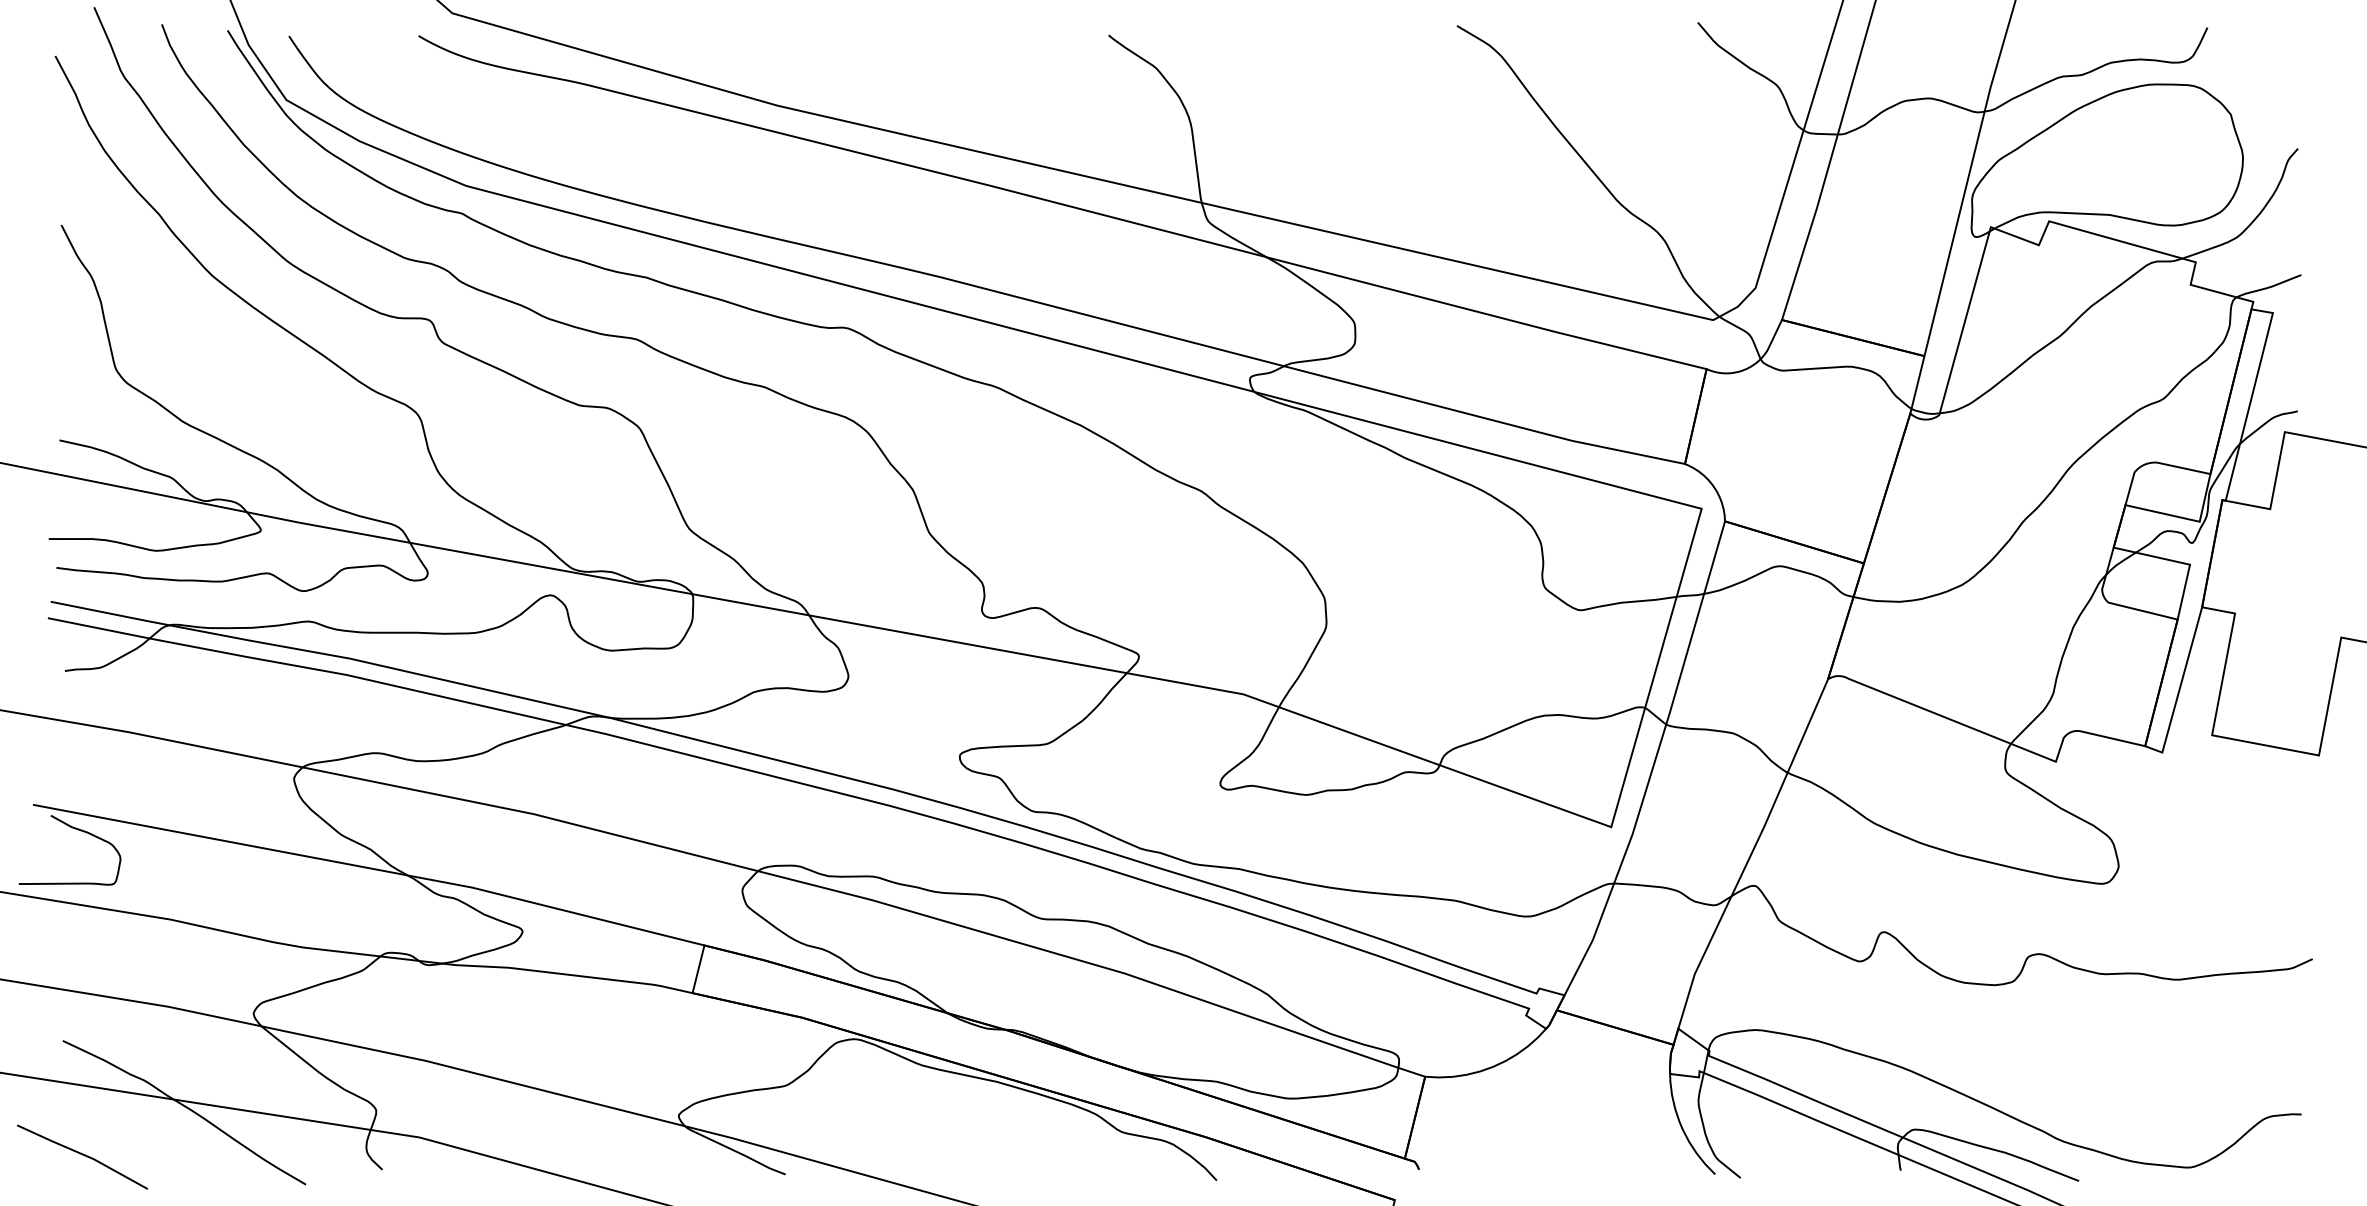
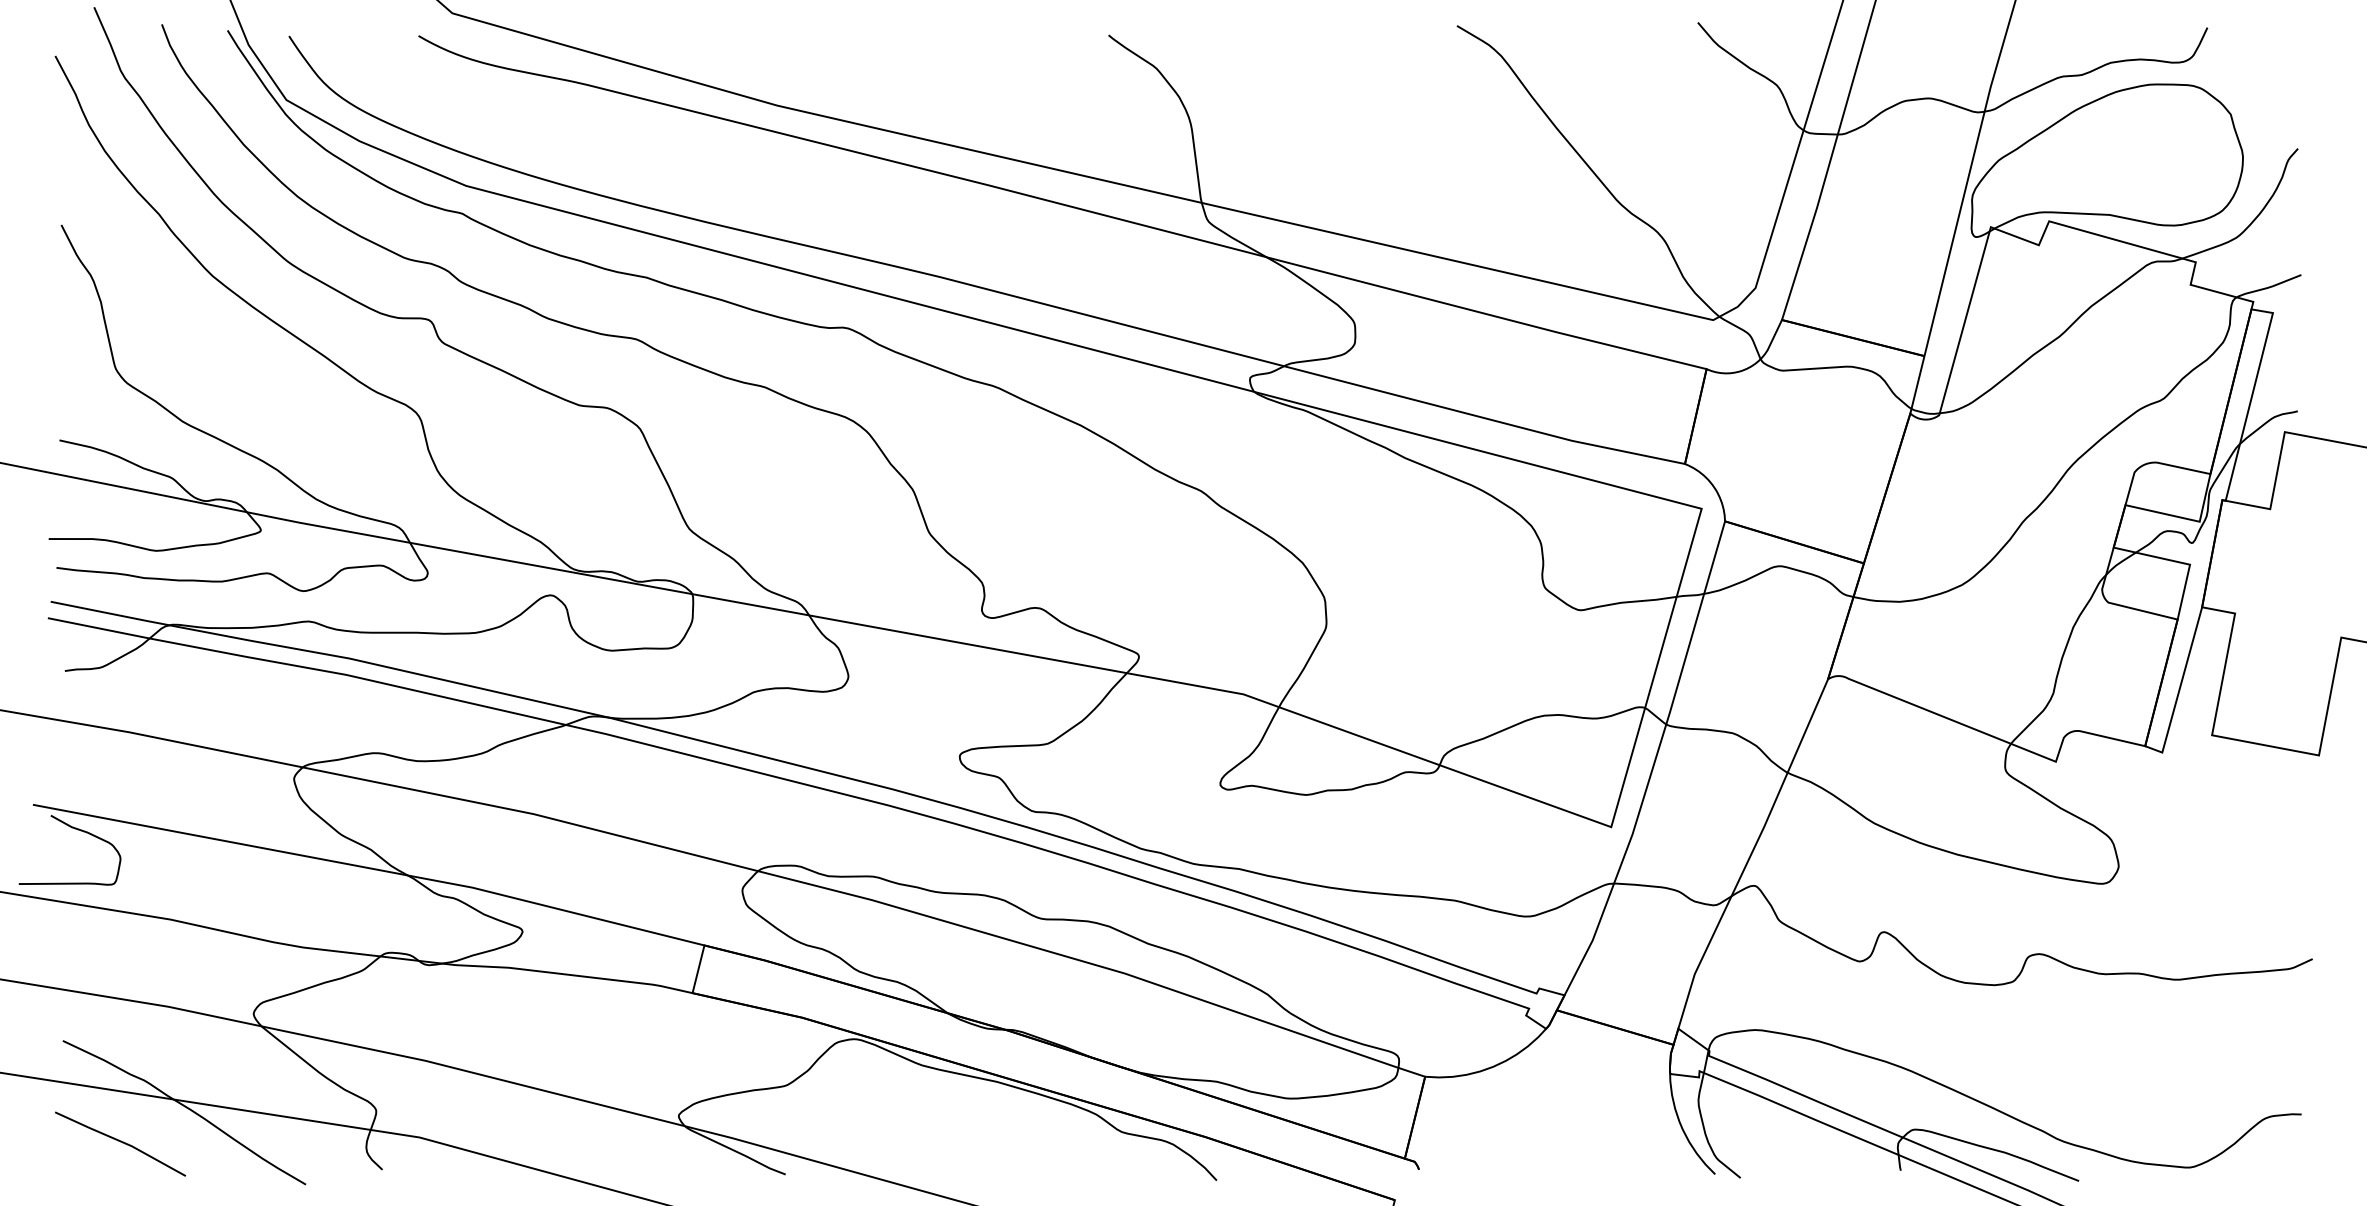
line position: (82, 1155) -> (120, 1142) (120, 1142)
